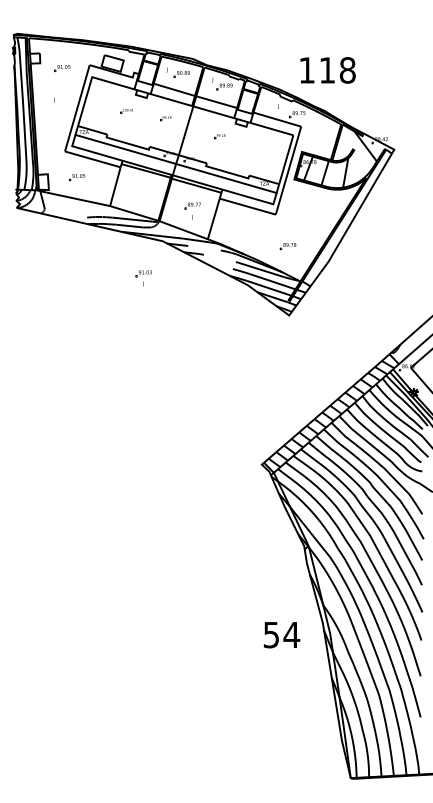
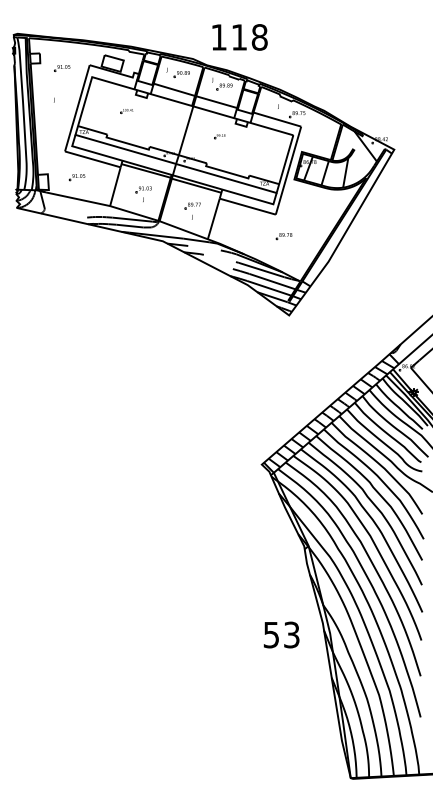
text position: (327, 70) -> (239, 37) (239, 37)
part: present -> none (165, 118)
part position: (287, 246) -> (283, 236) (283, 236)
part position: (143, 277) -> (143, 193) (143, 193)
text: 54 -> 53 (291, 634)
